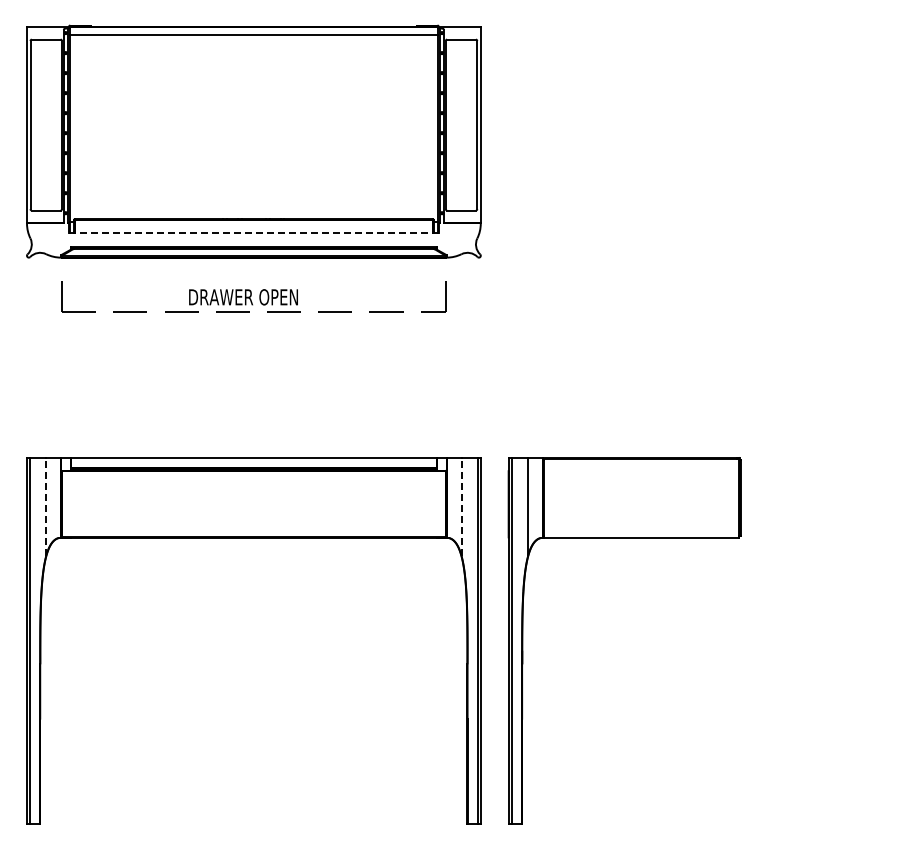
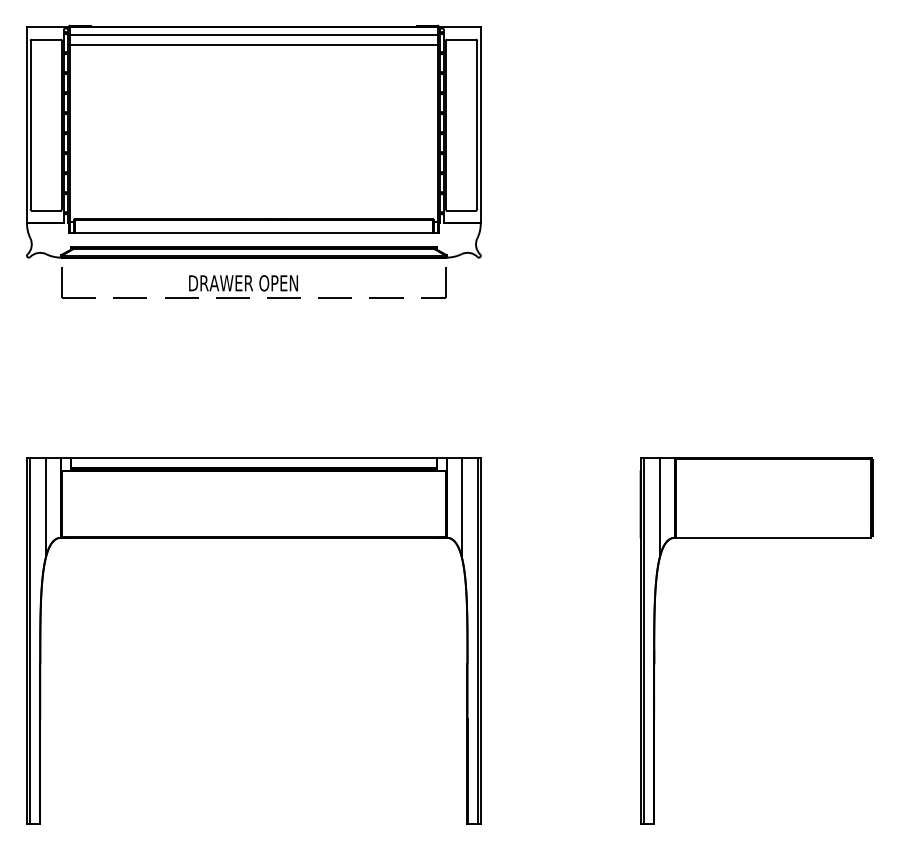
line: none -> present (253, 44)
line: dashed -> solid (253, 232)
part position: (253, 296) -> (253, 282) (253, 282)
line: dashed -> solid (46, 506)
line: dashed -> solid (461, 506)
part position: (523, 640) -> (655, 640) (655, 640)
